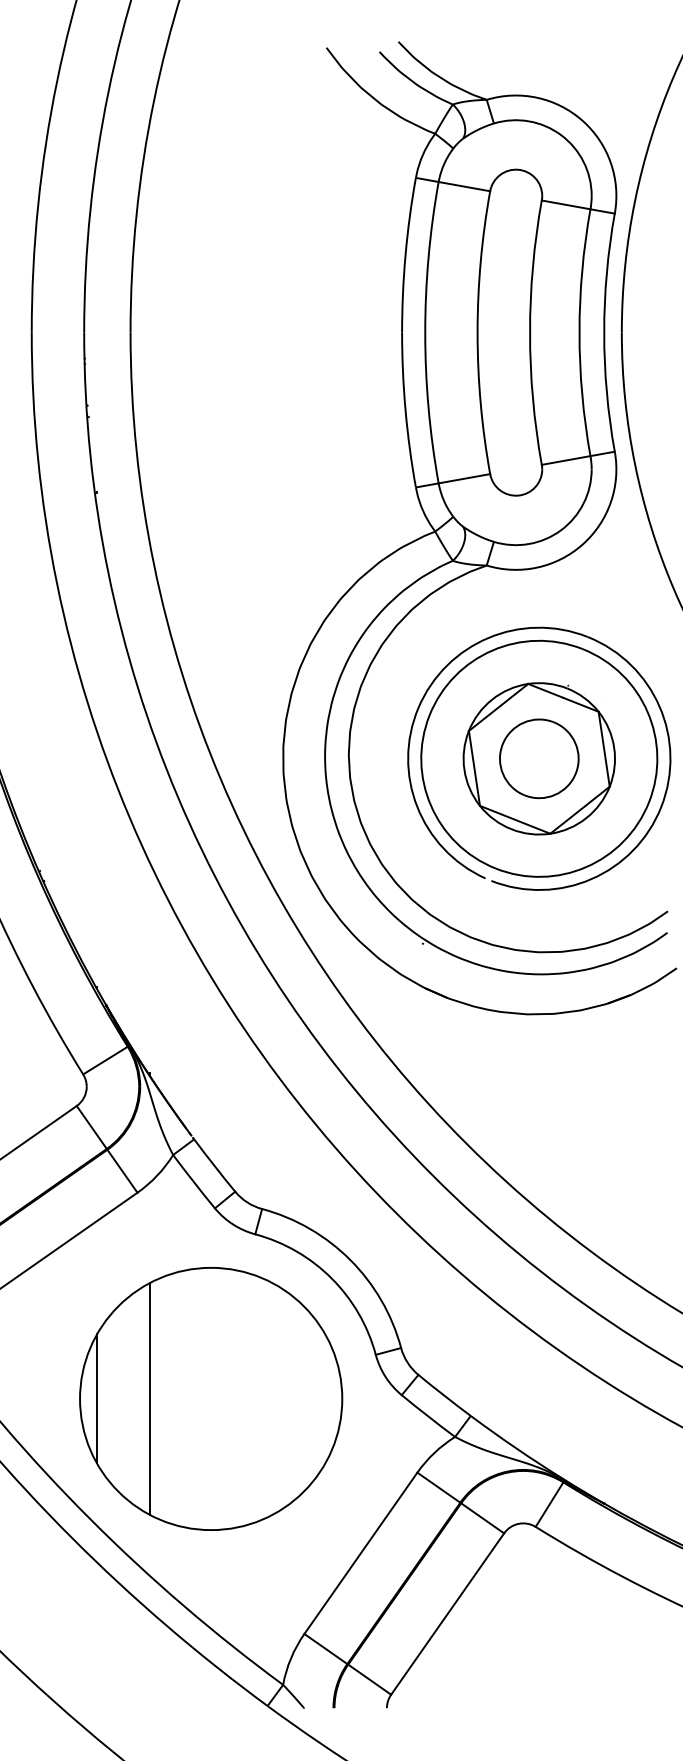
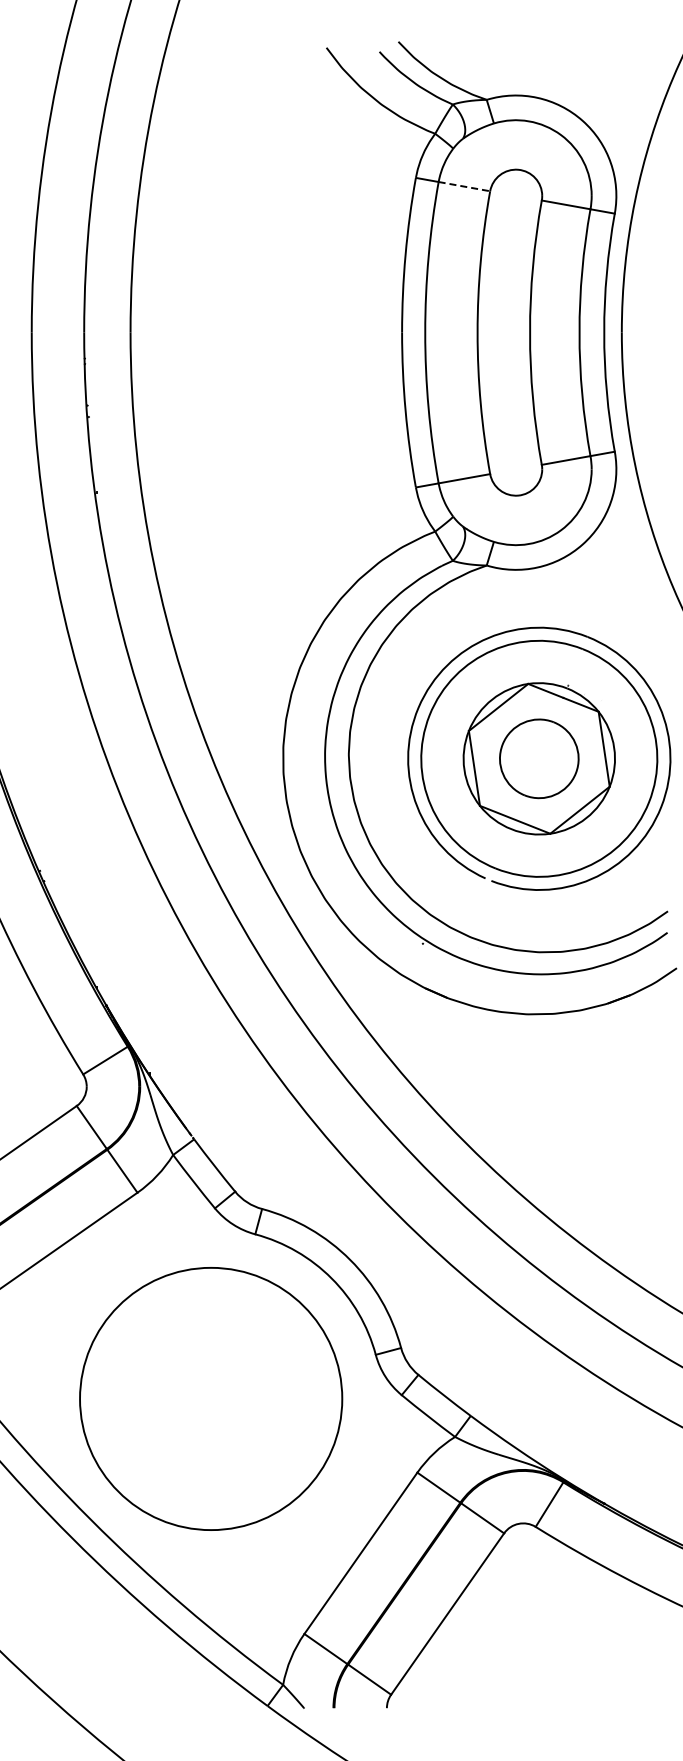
line: solid -> dashed (464, 186)
line: present -> none (97, 1398)
line: present -> none (149, 1398)
